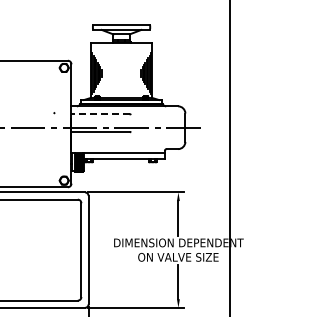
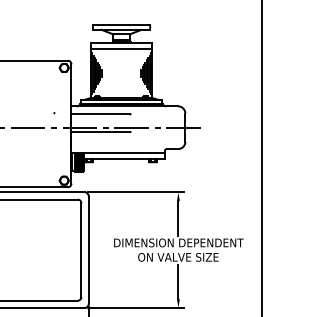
line: none -> present (121, 48)
line: dashed -> solid (100, 114)
line position: (229, 157) -> (261, 157) (261, 157)
